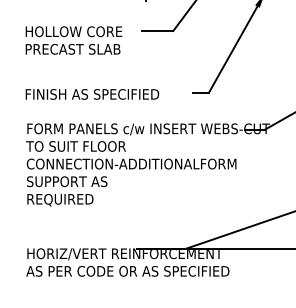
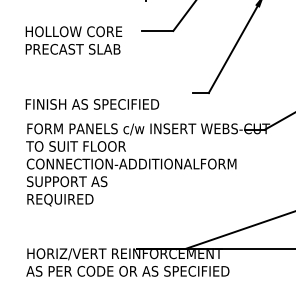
text position: (92, 94) -> (92, 104) (92, 104)
